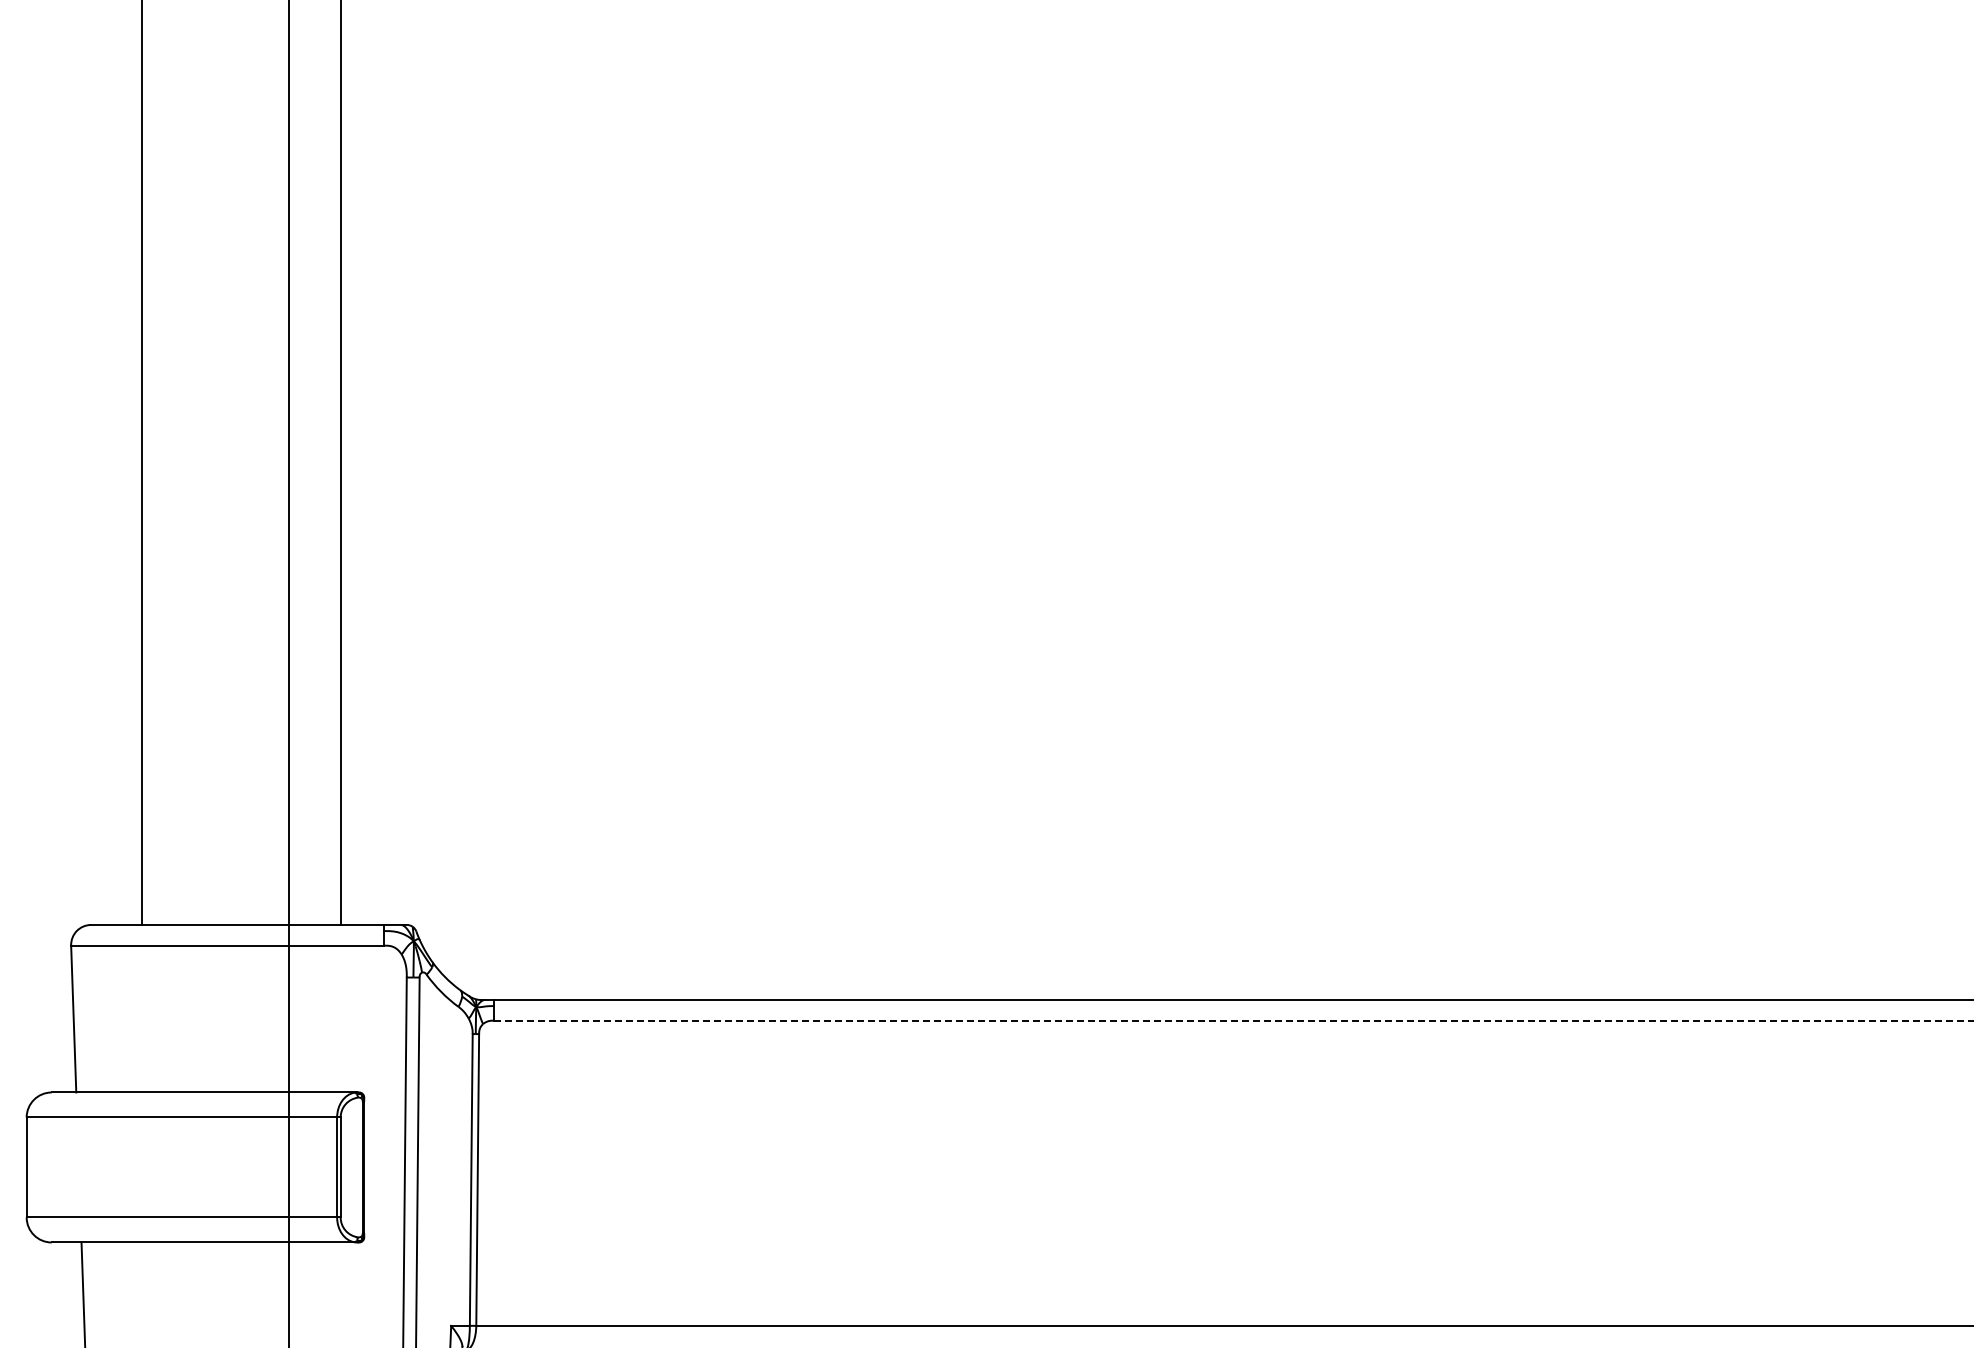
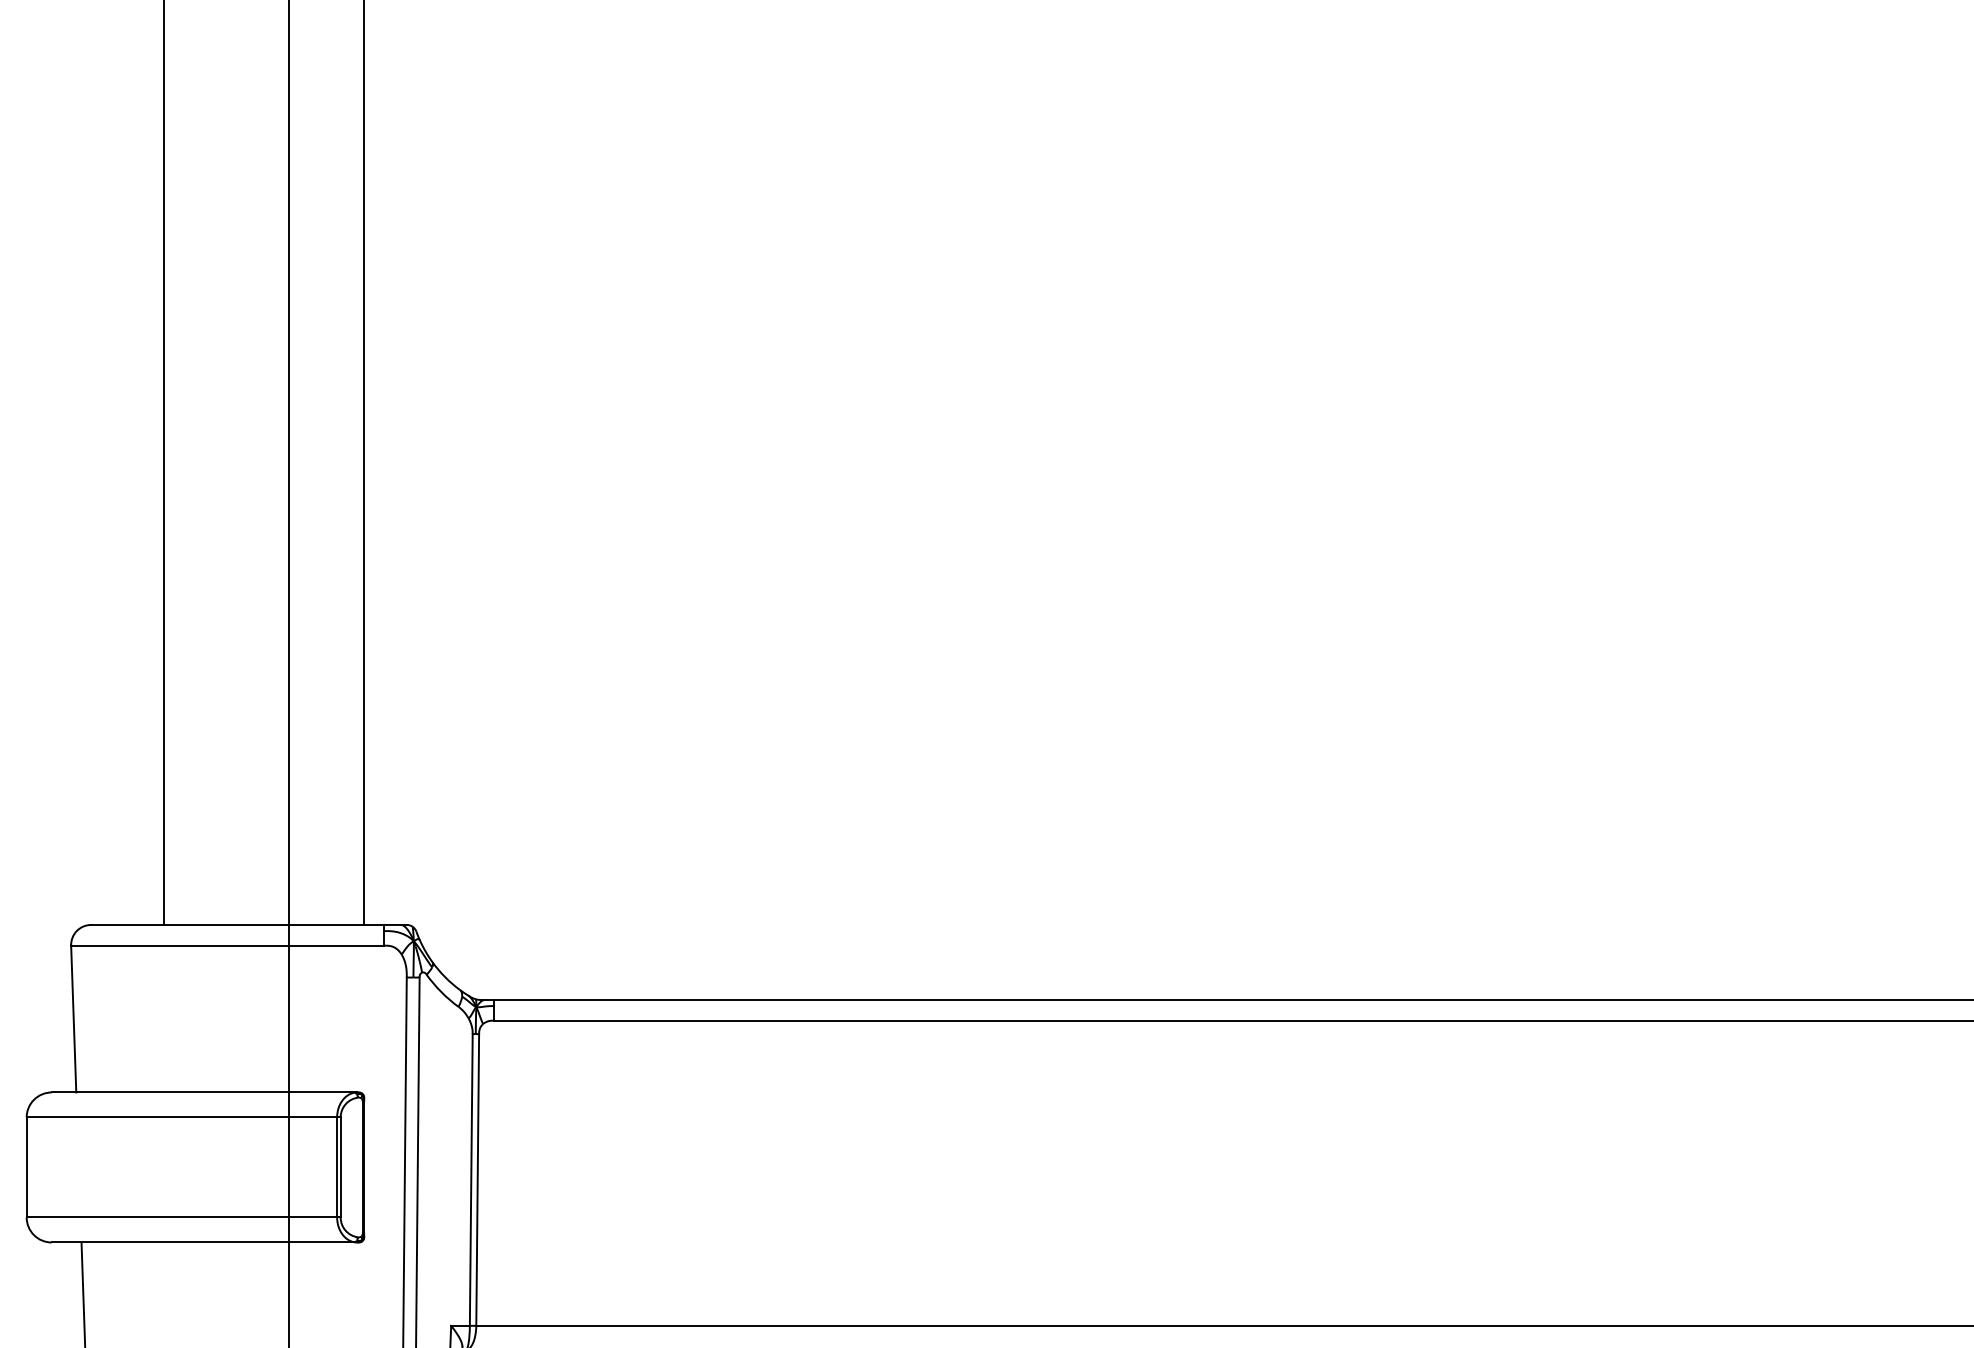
line position: (142, 463) -> (164, 463) (164, 463)
line position: (341, 463) -> (364, 463) (364, 463)
line: dashed -> solid (1233, 1020)
